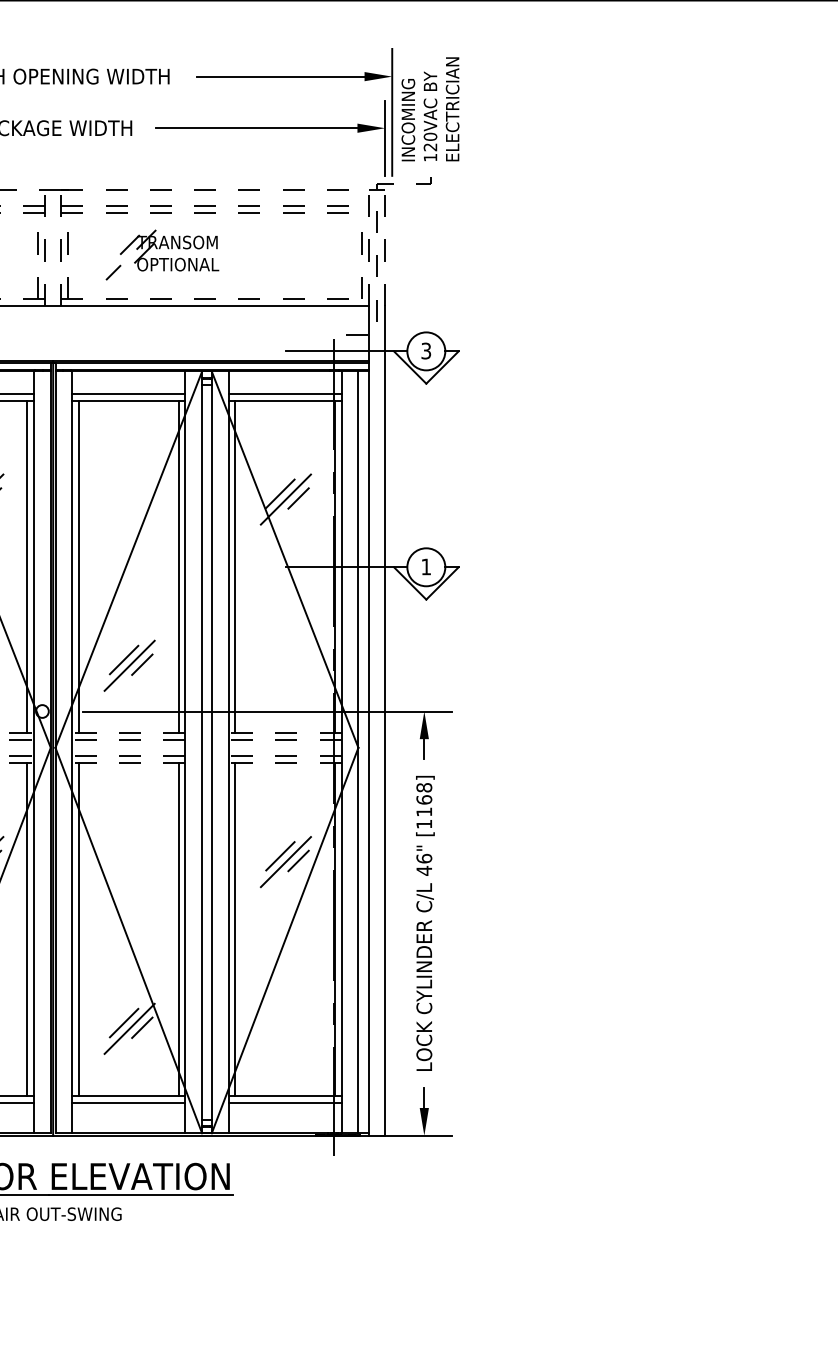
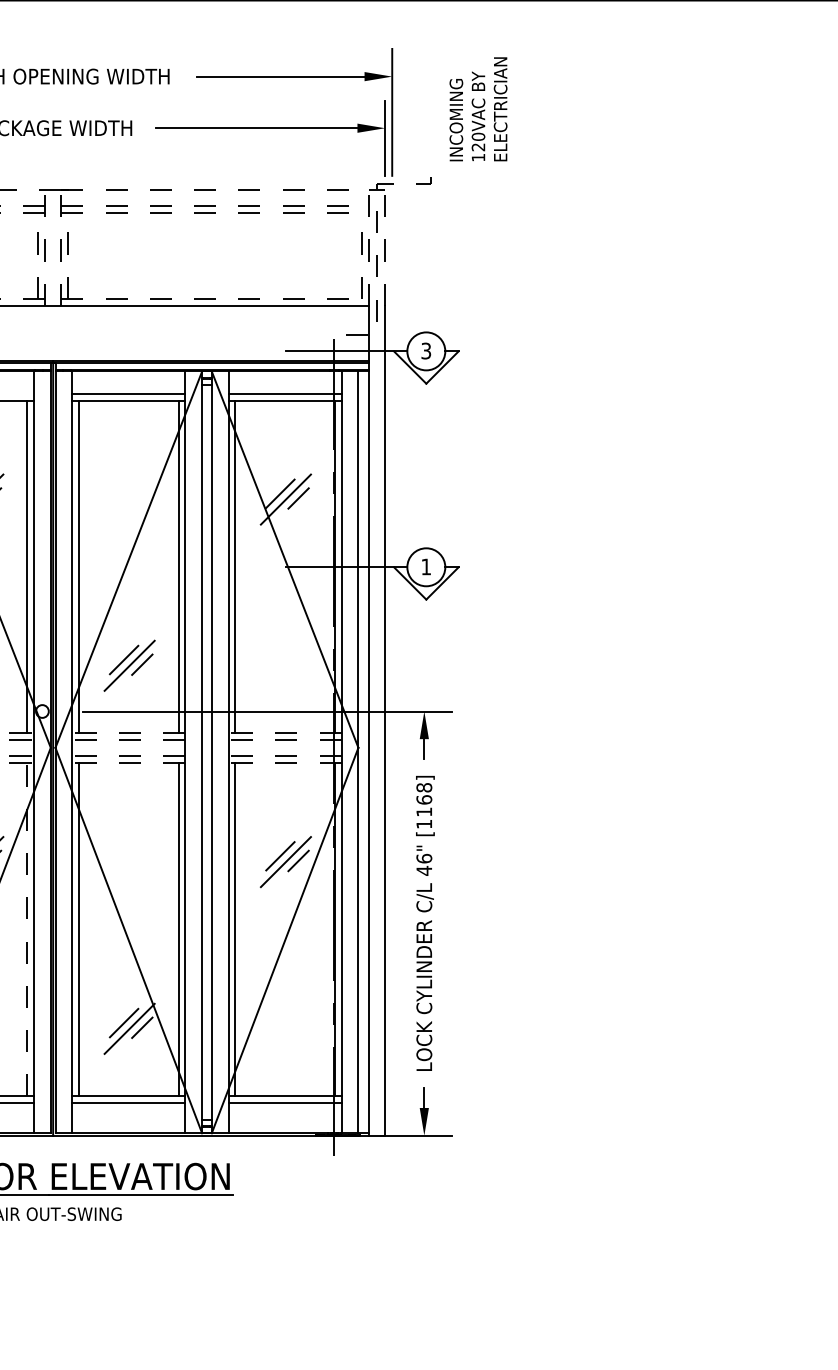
text position: (430, 109) -> (478, 109) (478, 109)
part: present -> none (162, 254)
line: present -> none (18, 393)
line: solid -> dashed (27, 929)
